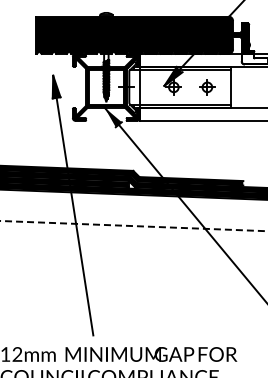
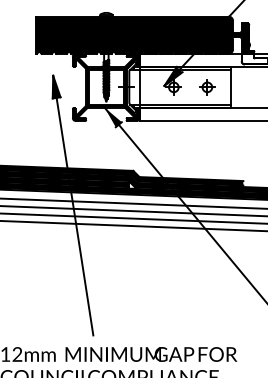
line: none -> present (133, 203)
line: none -> present (133, 211)
line: none -> present (133, 218)
line: dashed -> solid (133, 226)
